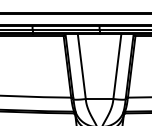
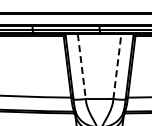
line: solid -> dashed (81, 66)
line: solid -> dashed (117, 66)
